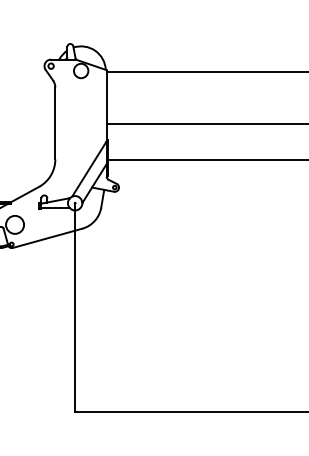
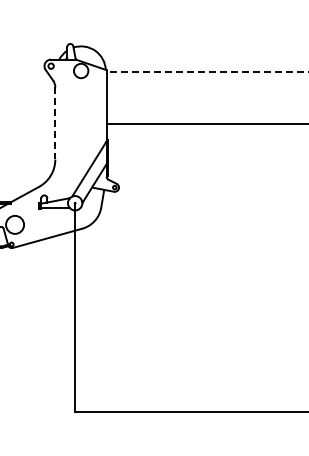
line: solid -> dashed (207, 72)
line: solid -> dashed (55, 123)
line: present -> none (206, 160)
